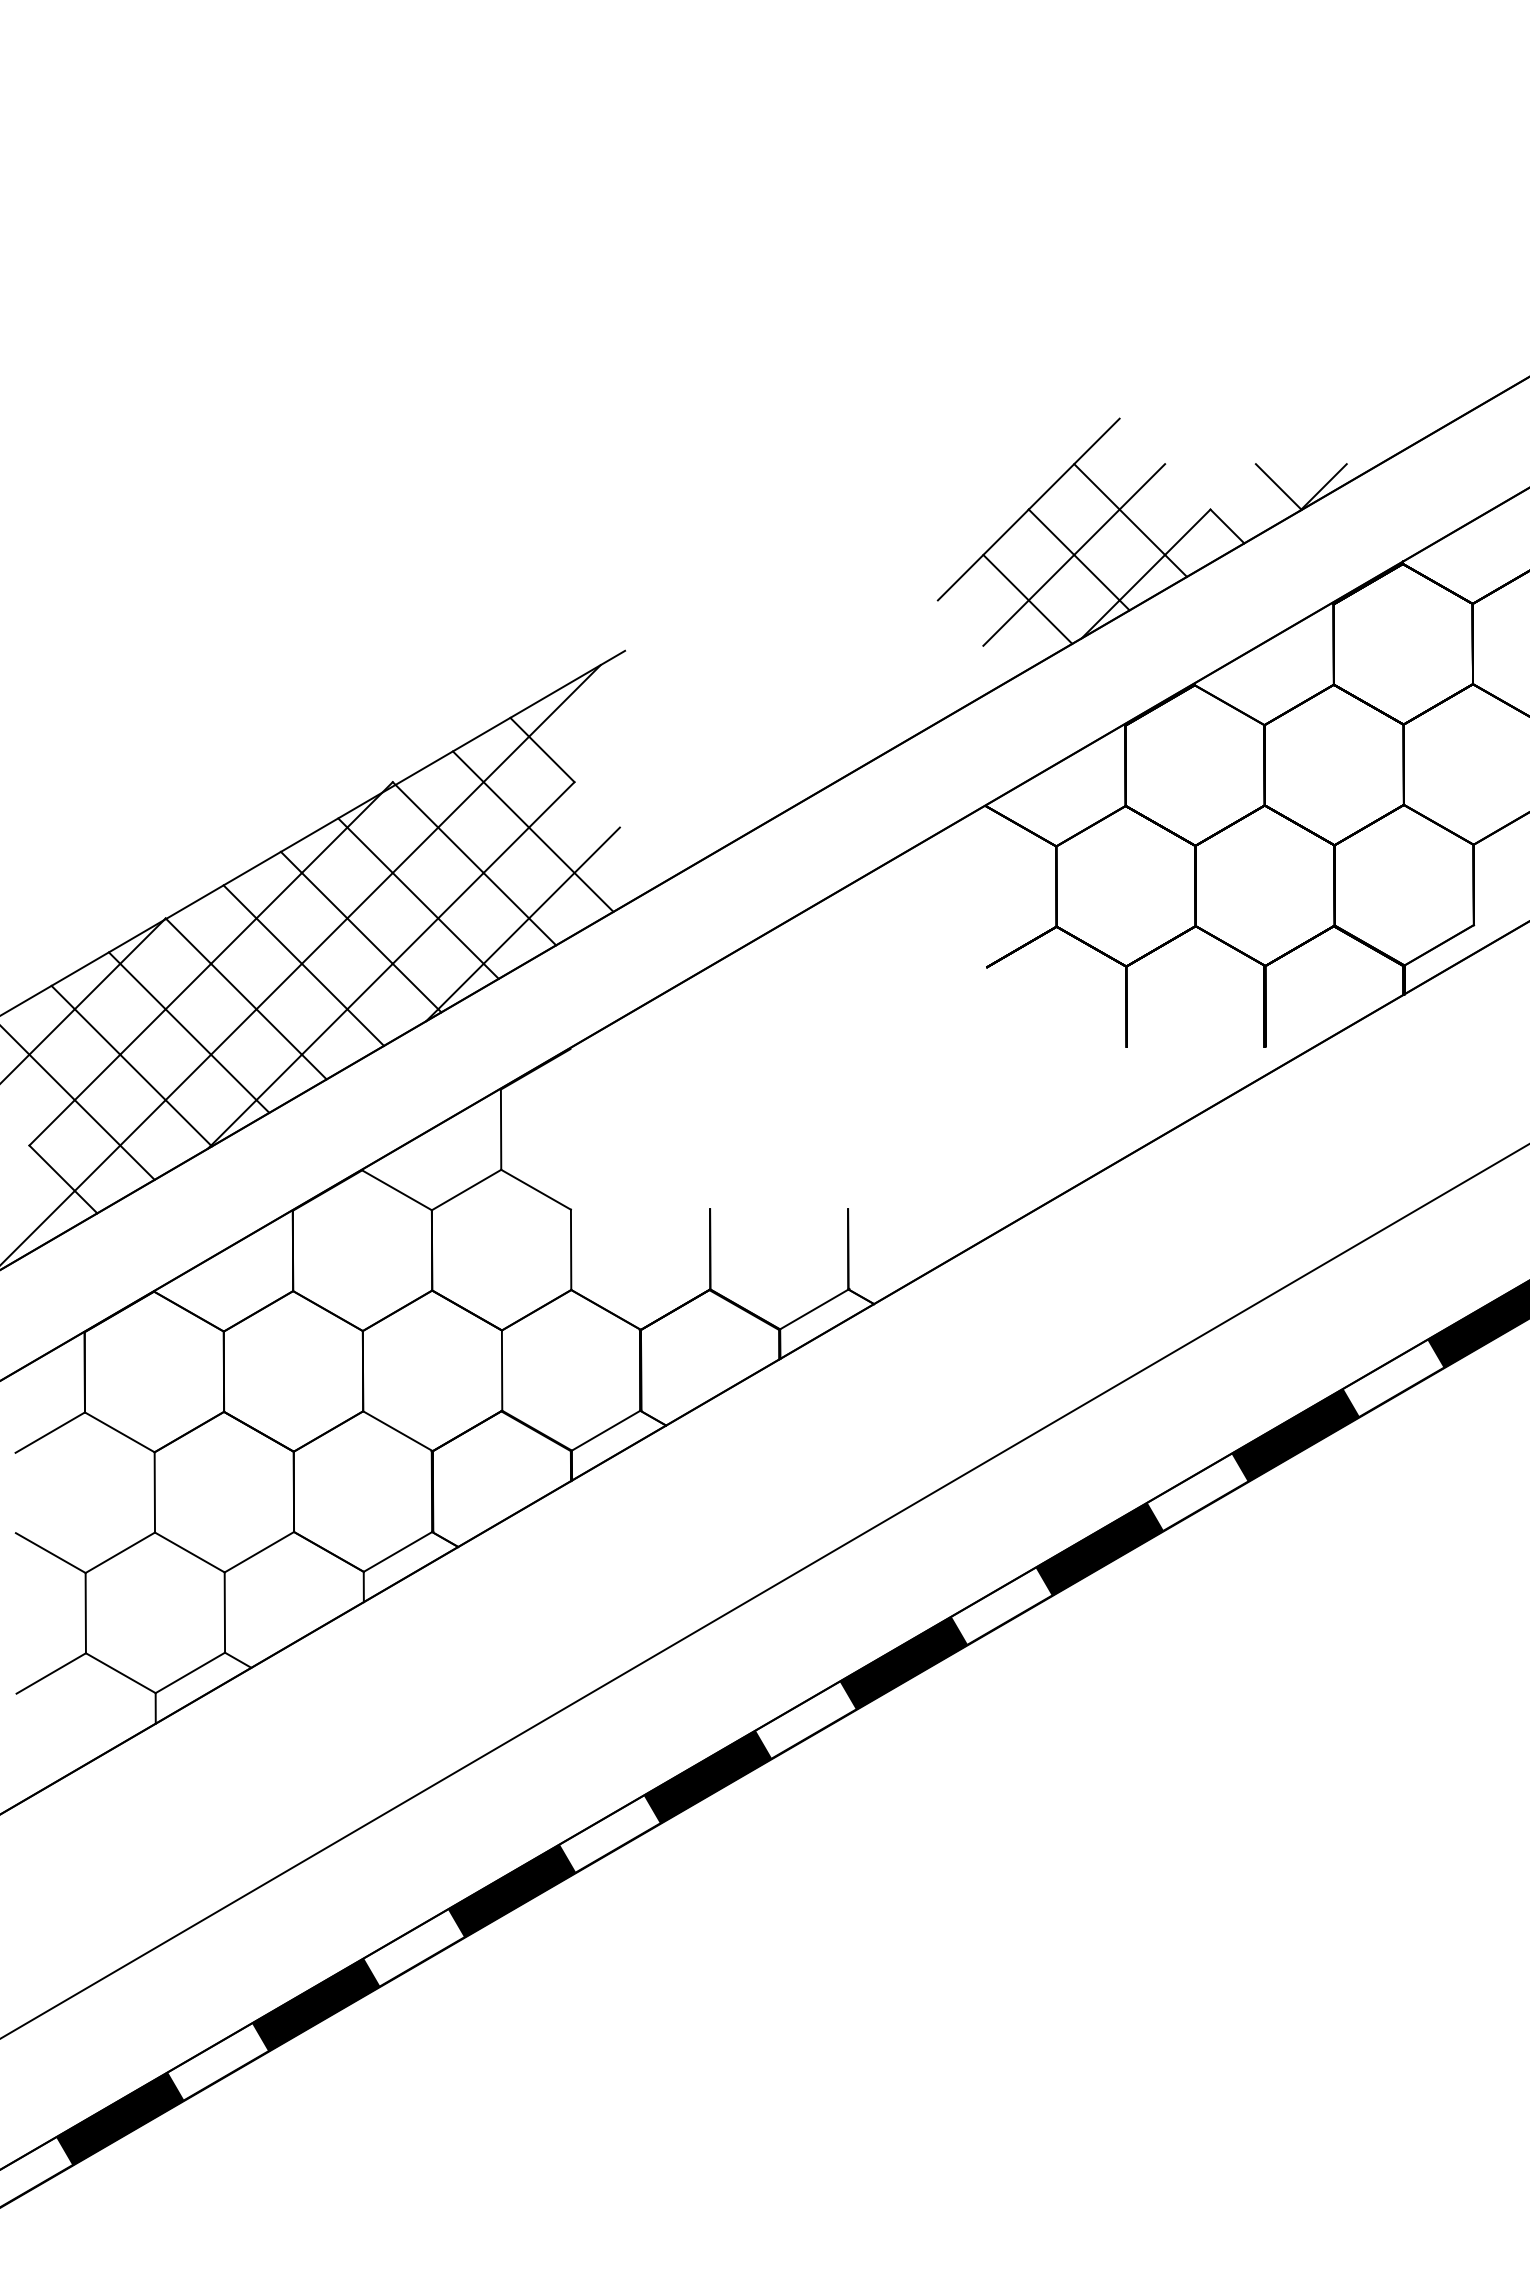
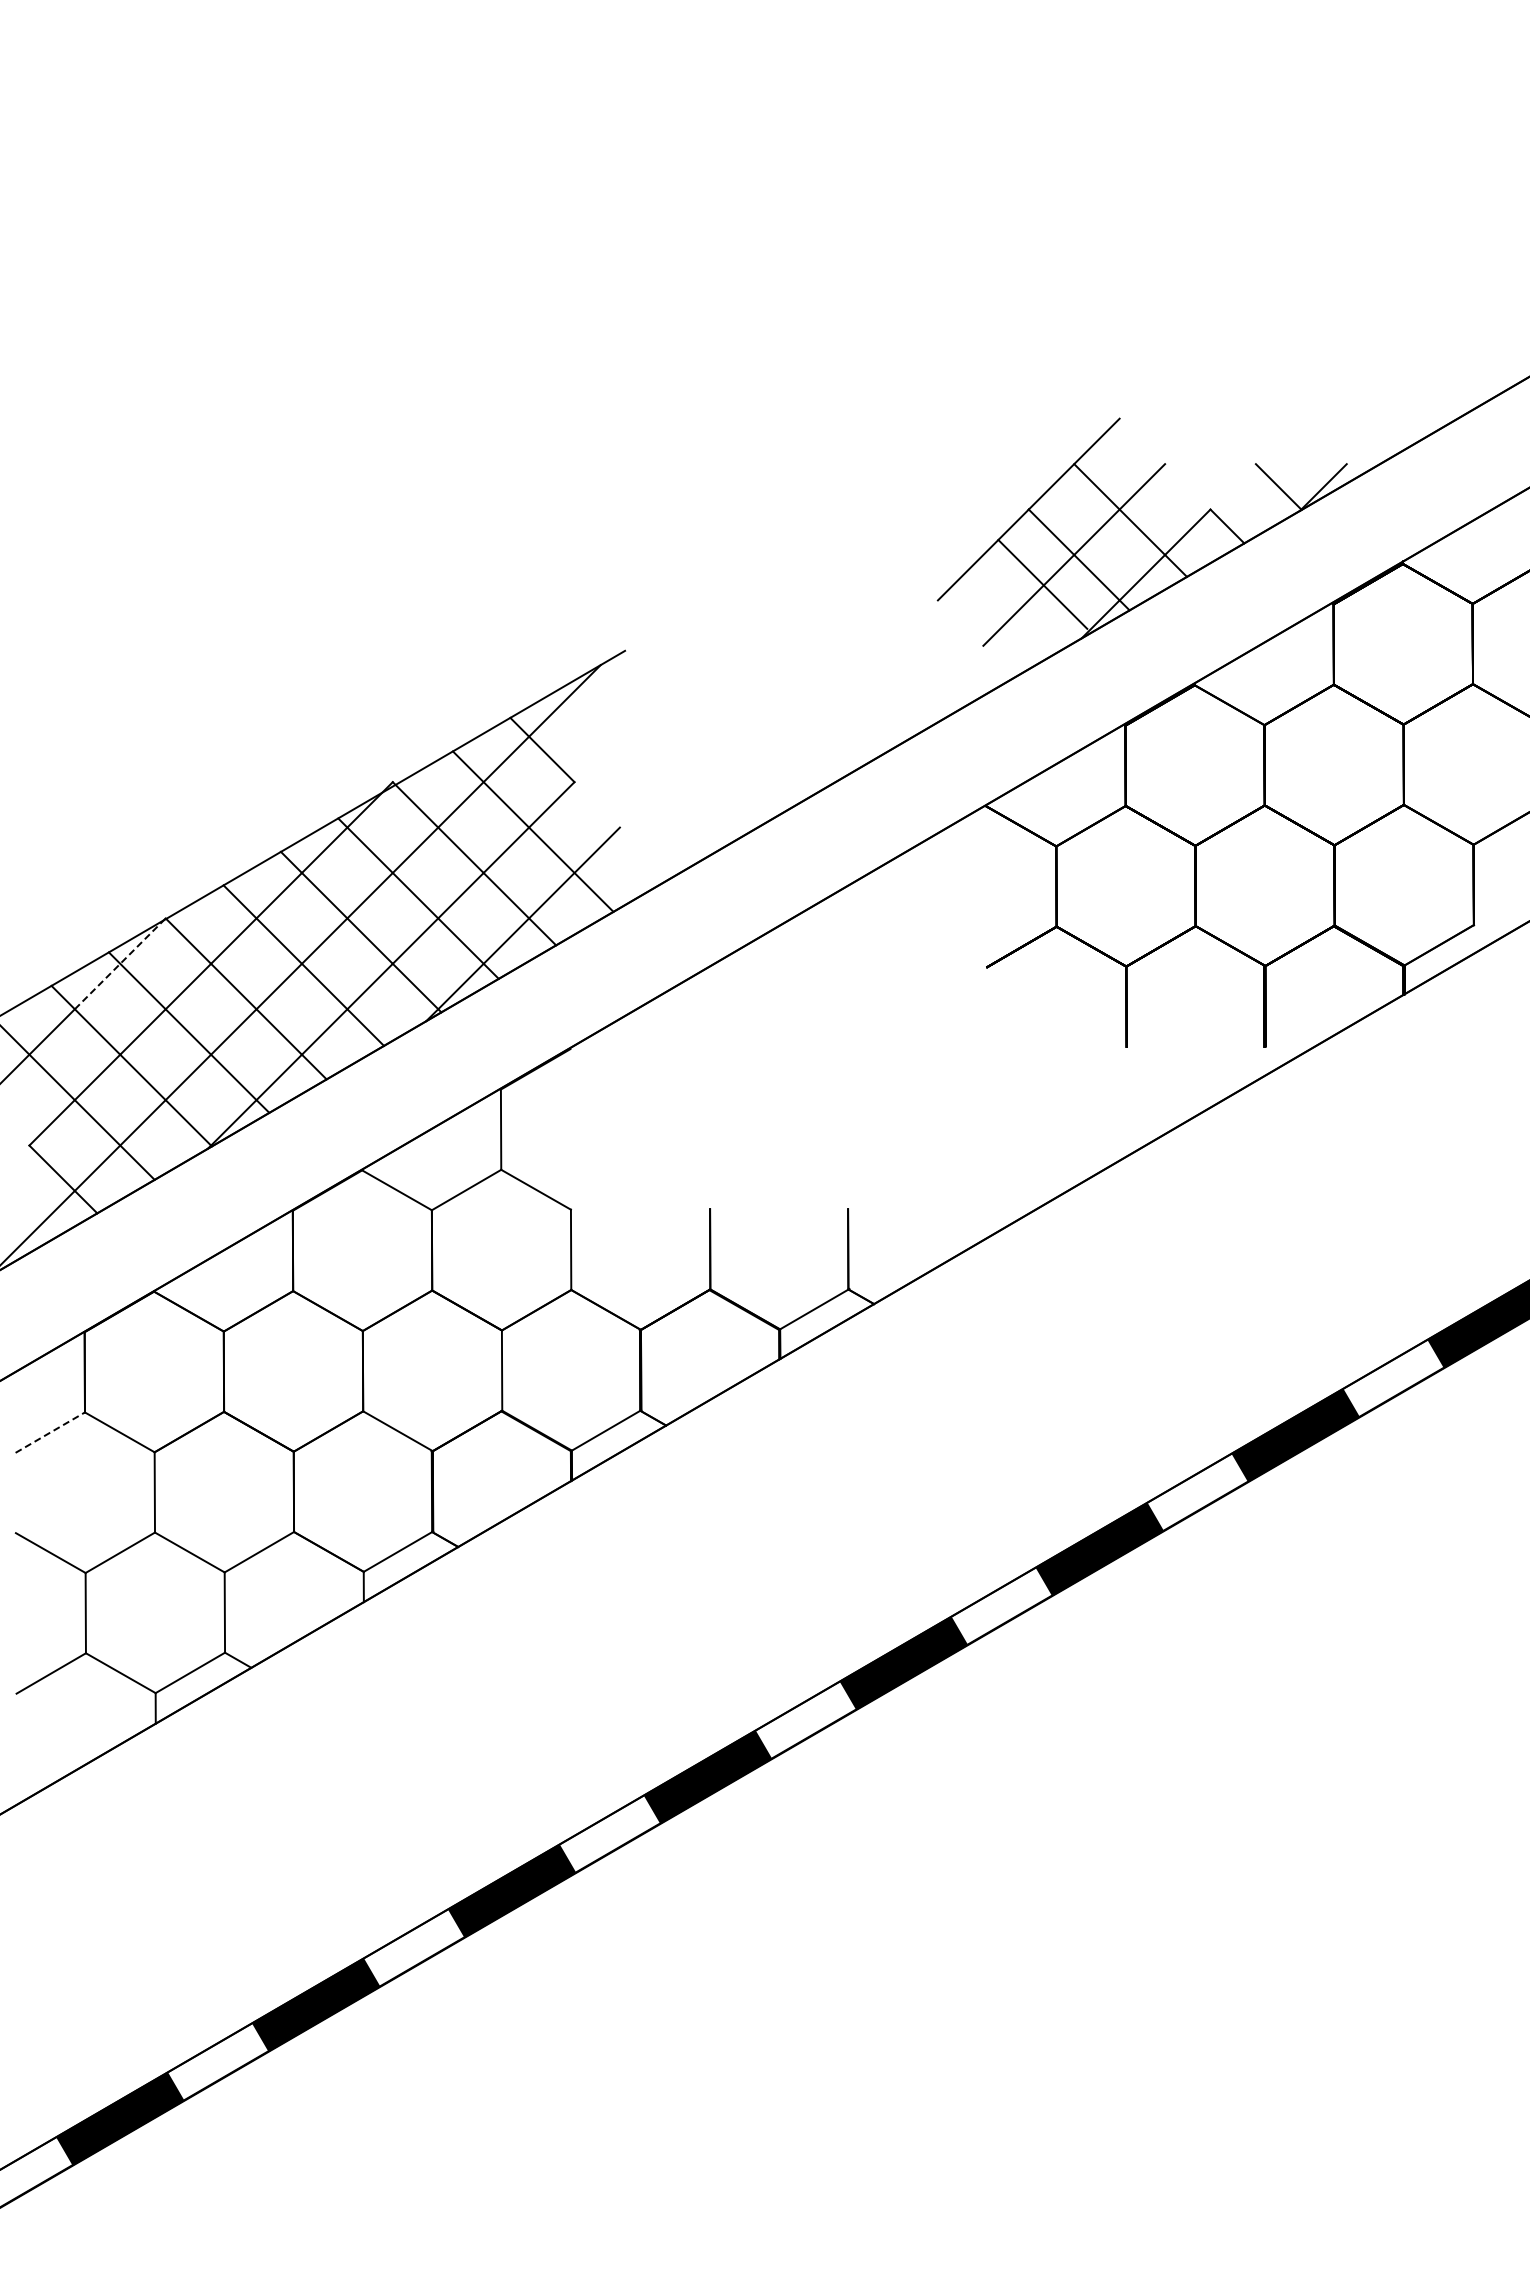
line position: (1027, 598) -> (1042, 583) (1042, 583)
line: solid -> dashed (120, 963)
line: solid -> dashed (50, 1432)
line: present -> none (764, 1591)
